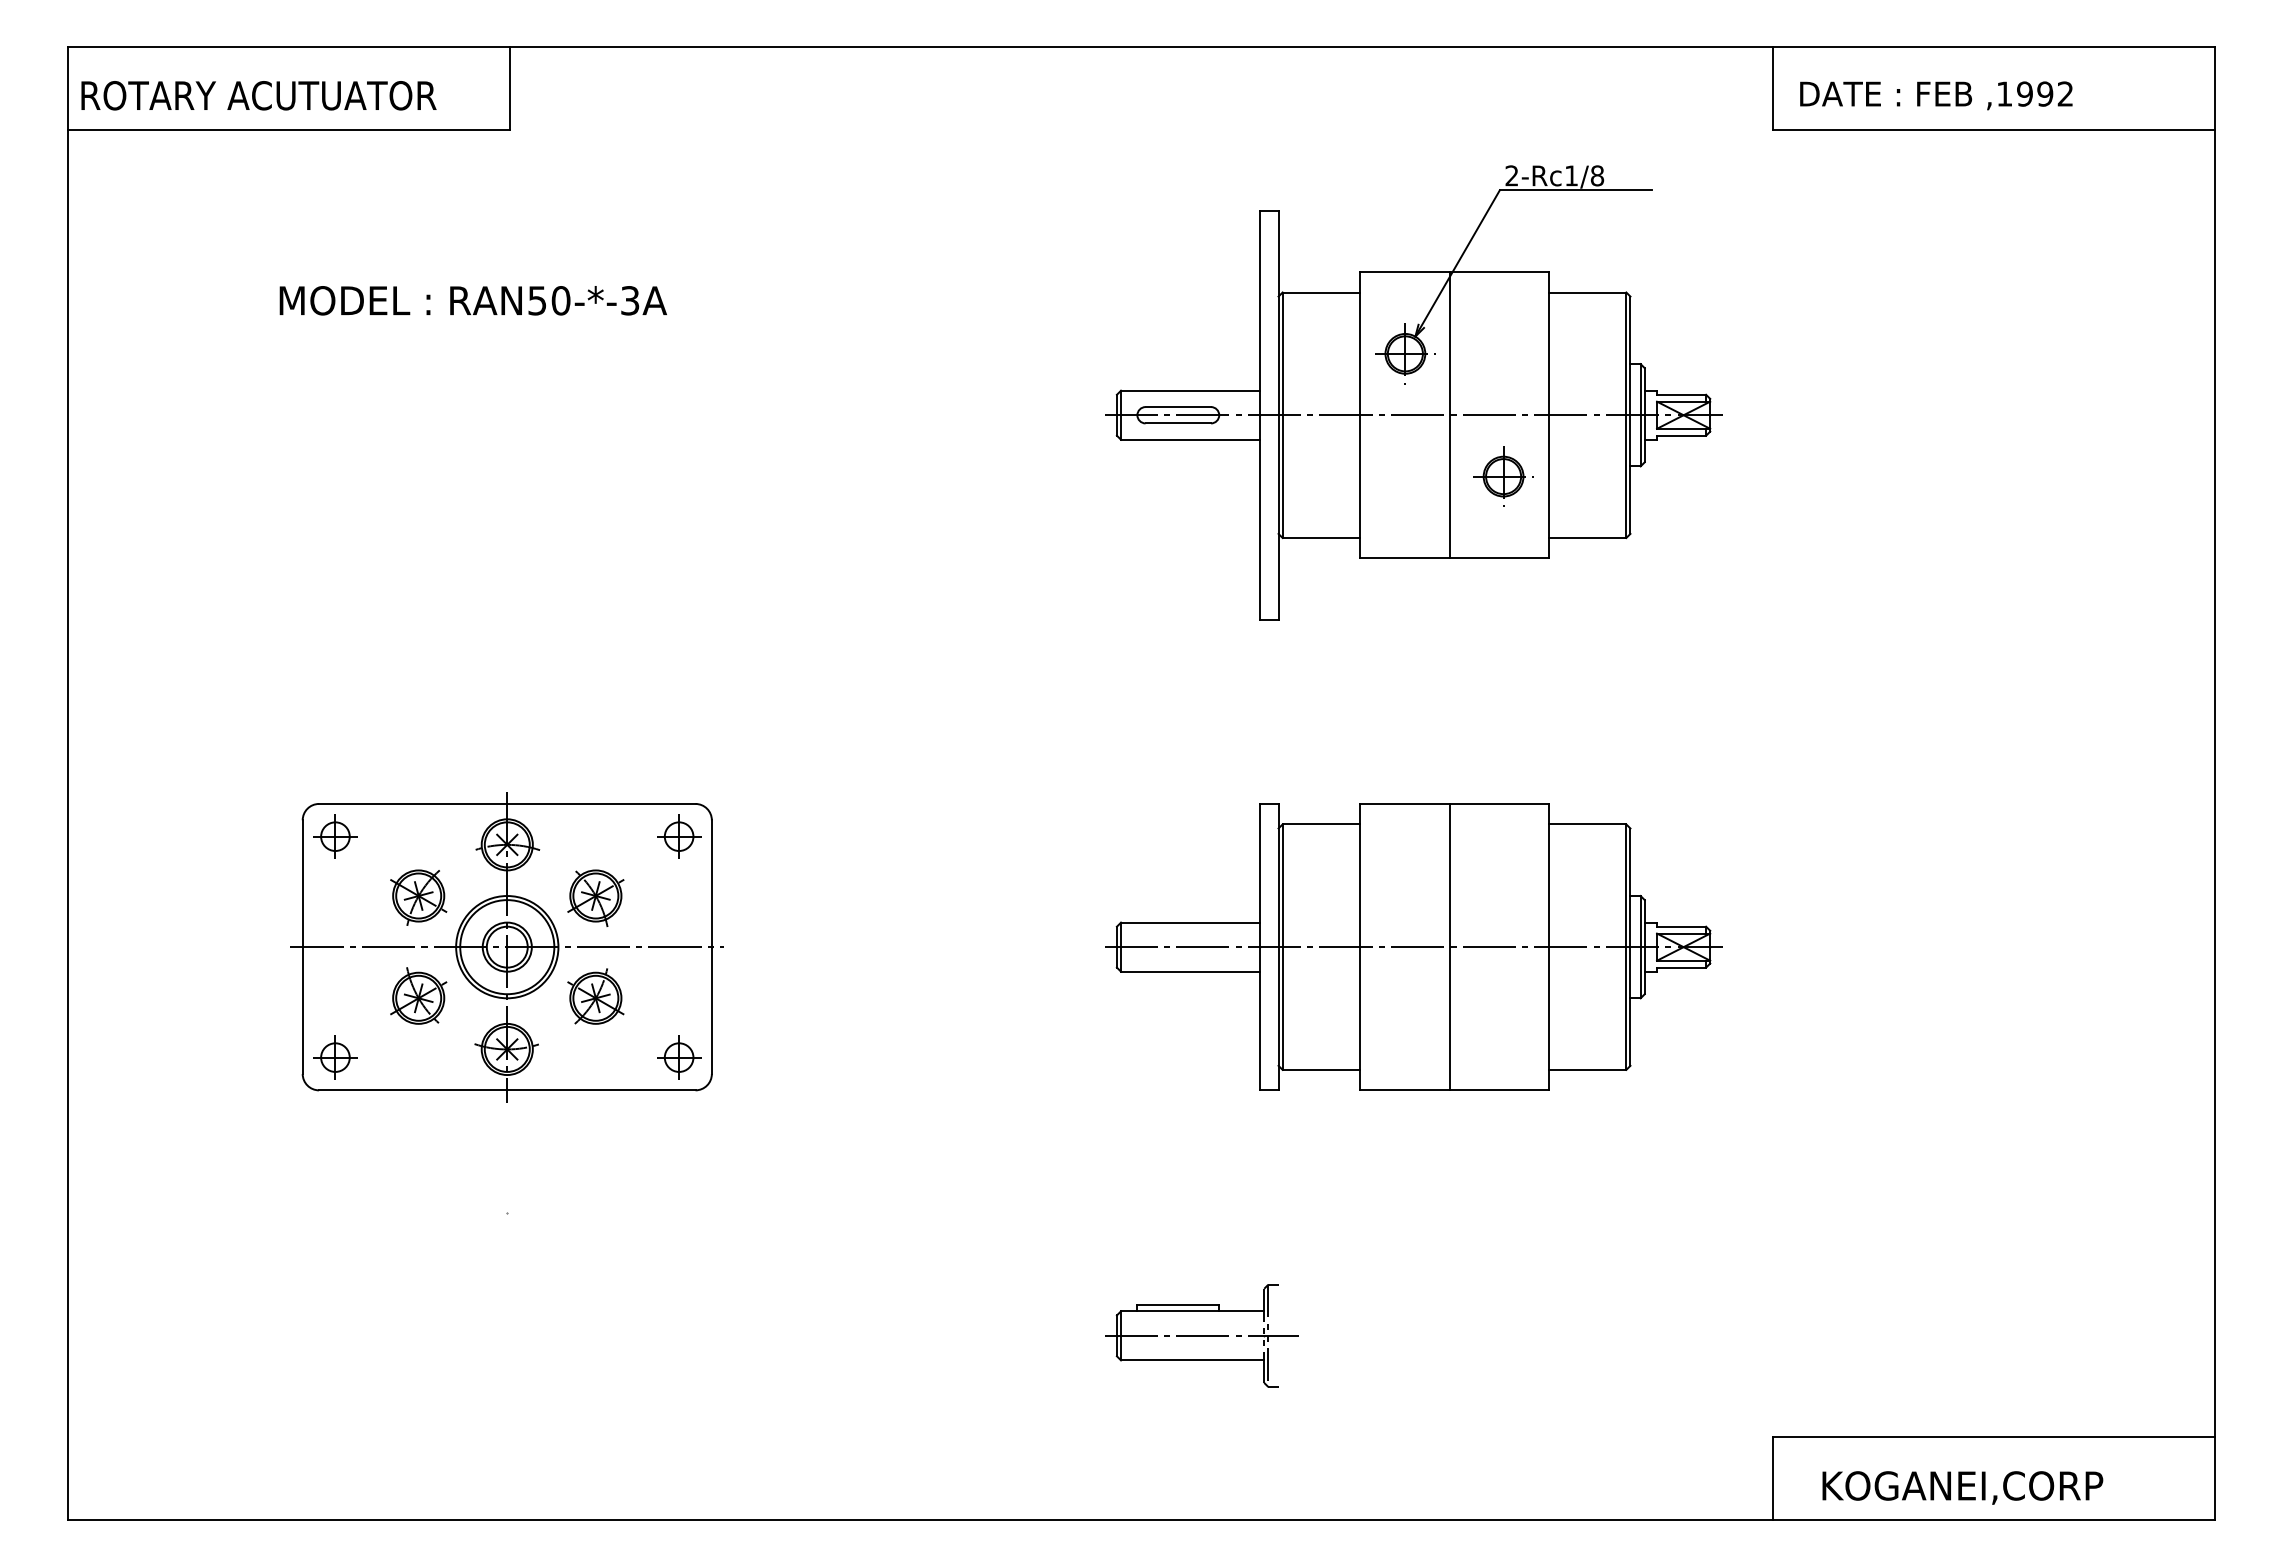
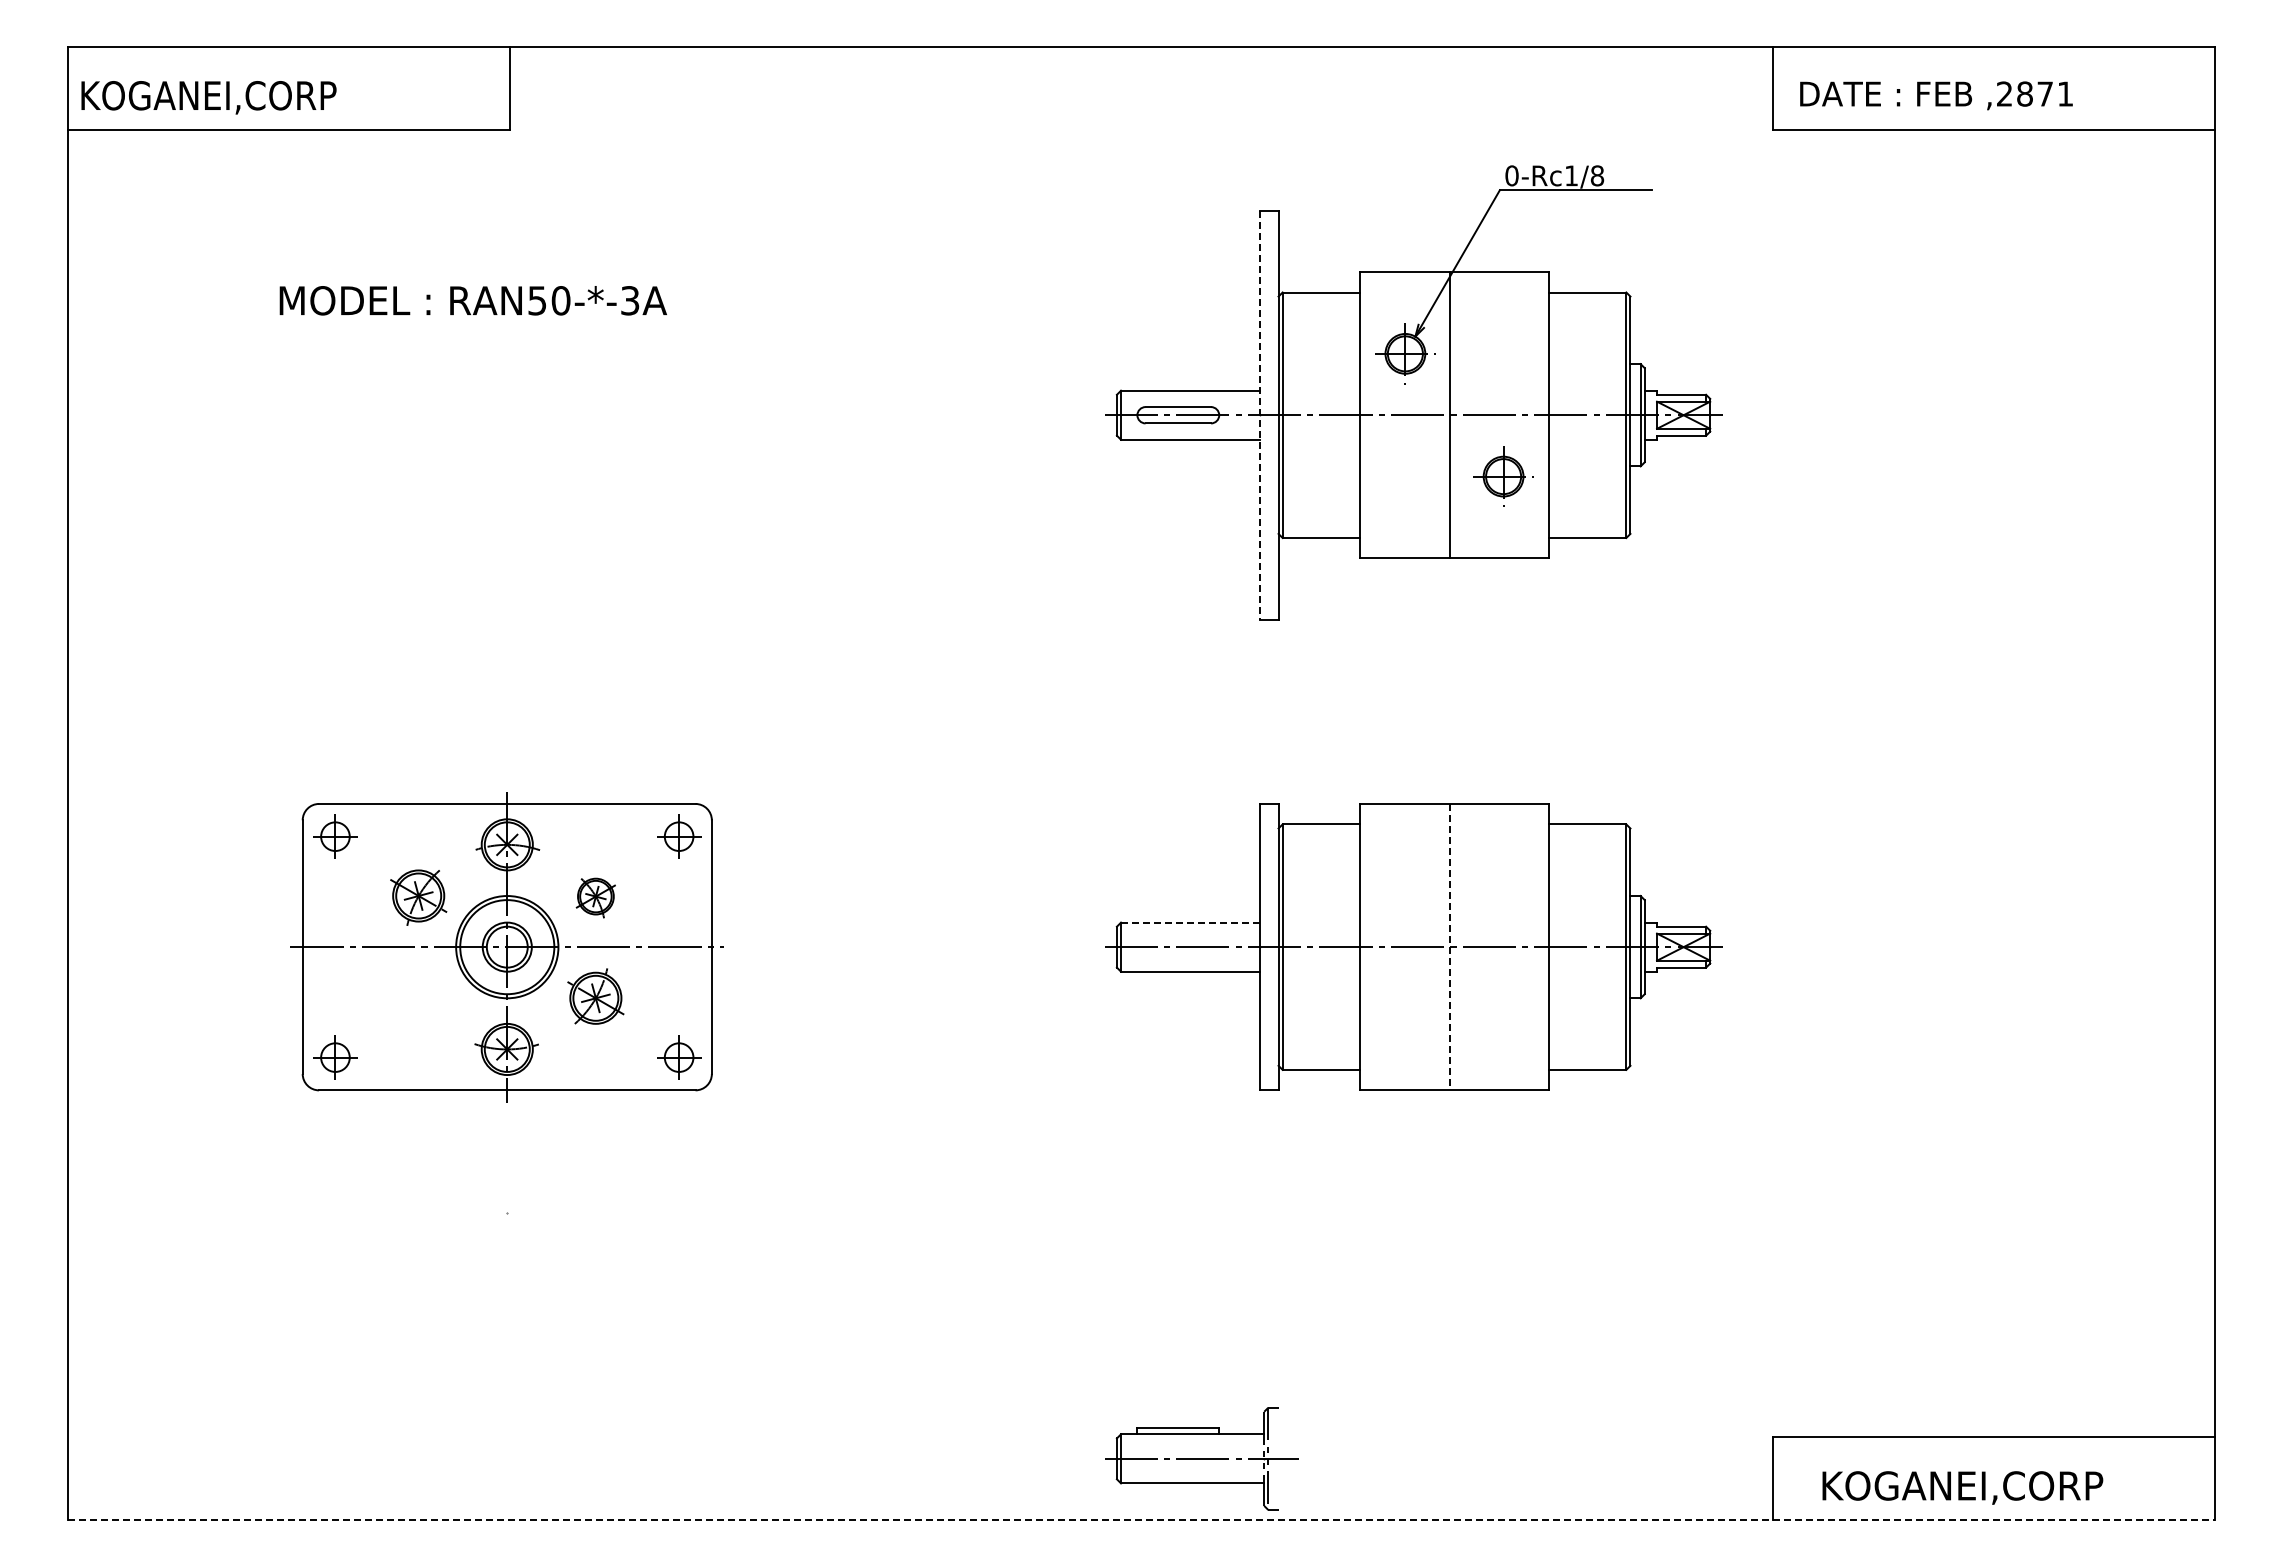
text: ,1992 -> ,2871 (2034, 93)
text: ROTARY ACUTUATOR -> KOGANEI,CORP (260, 97)
text: 2-Rc1/8 -> 0-Rc1/8 (1511, 175)
line: solid -> dashed (1260, 415)
part size: 58x58 px -> 41x42 px (595, 897)
line: solid -> dashed (1190, 922)
line: solid -> dashed (1450, 947)
part: present -> none (418, 995)
part position: (1201, 1335) -> (1201, 1458) (1201, 1458)
line: solid -> dashed (1141, 1519)
